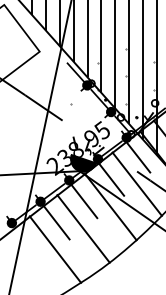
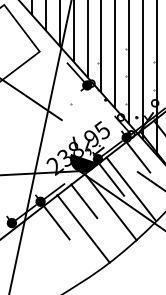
fill: present -> none (103, 103)
fill: present -> none (78, 173)
line position: (136, 183) -> (130, 188) (130, 188)
line: present -> none (55, 249)
